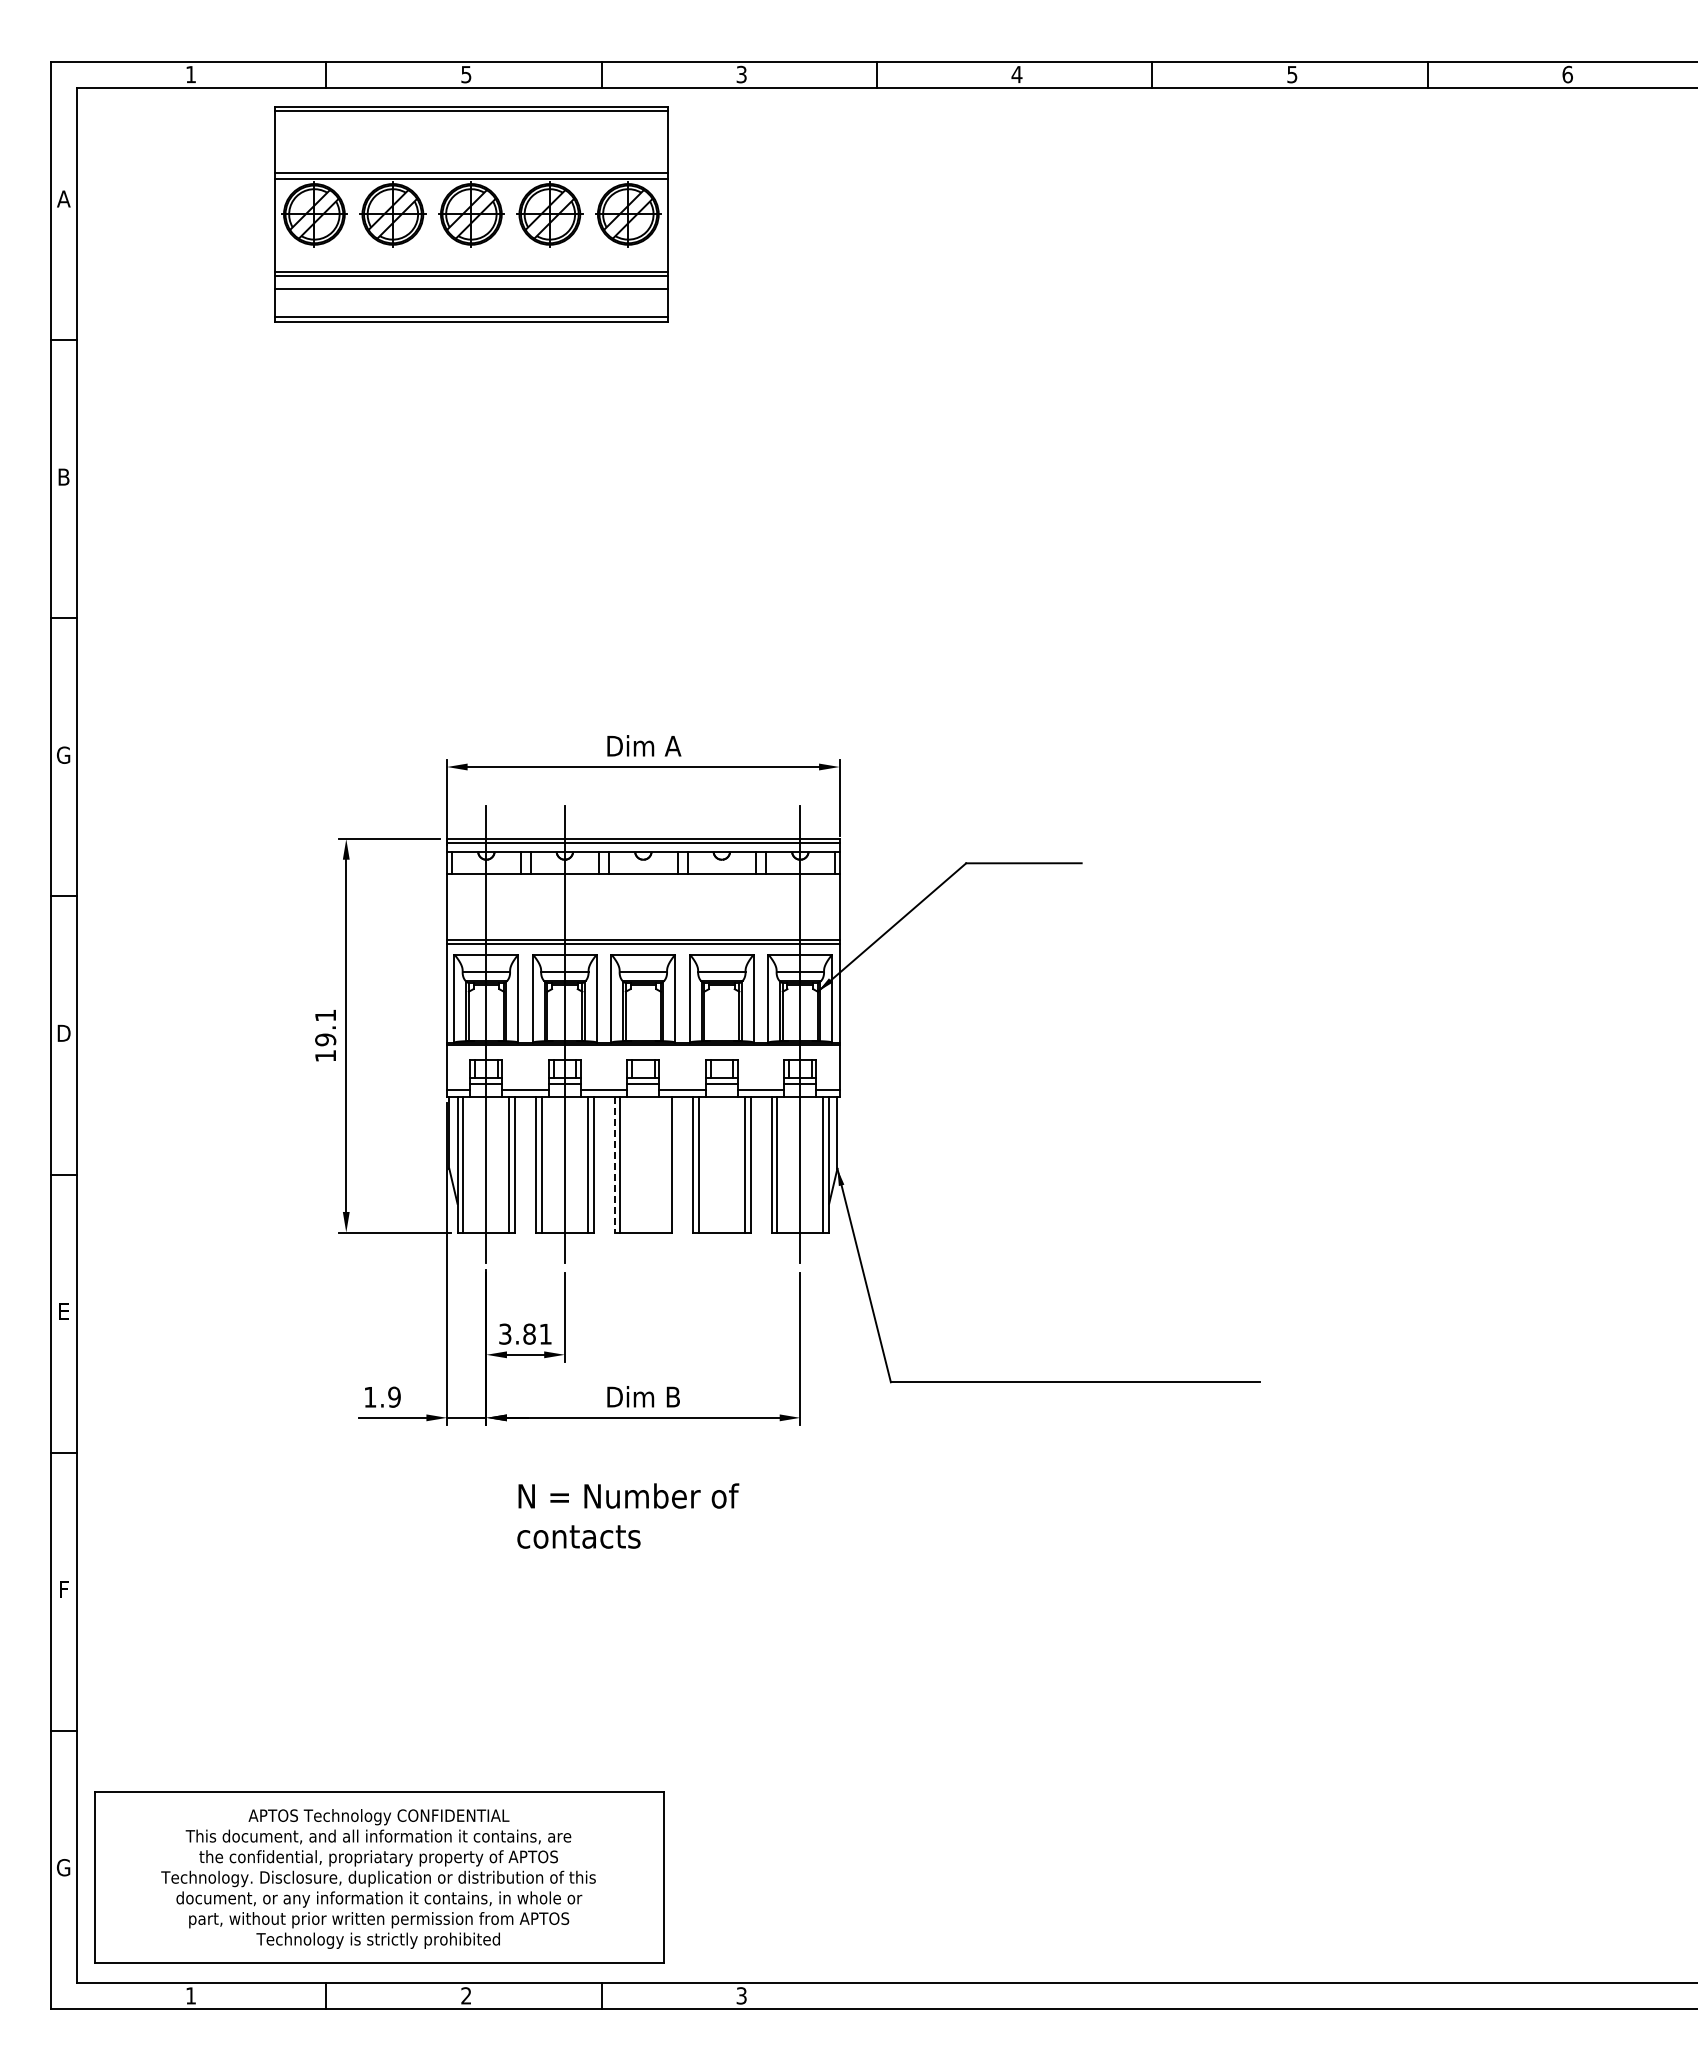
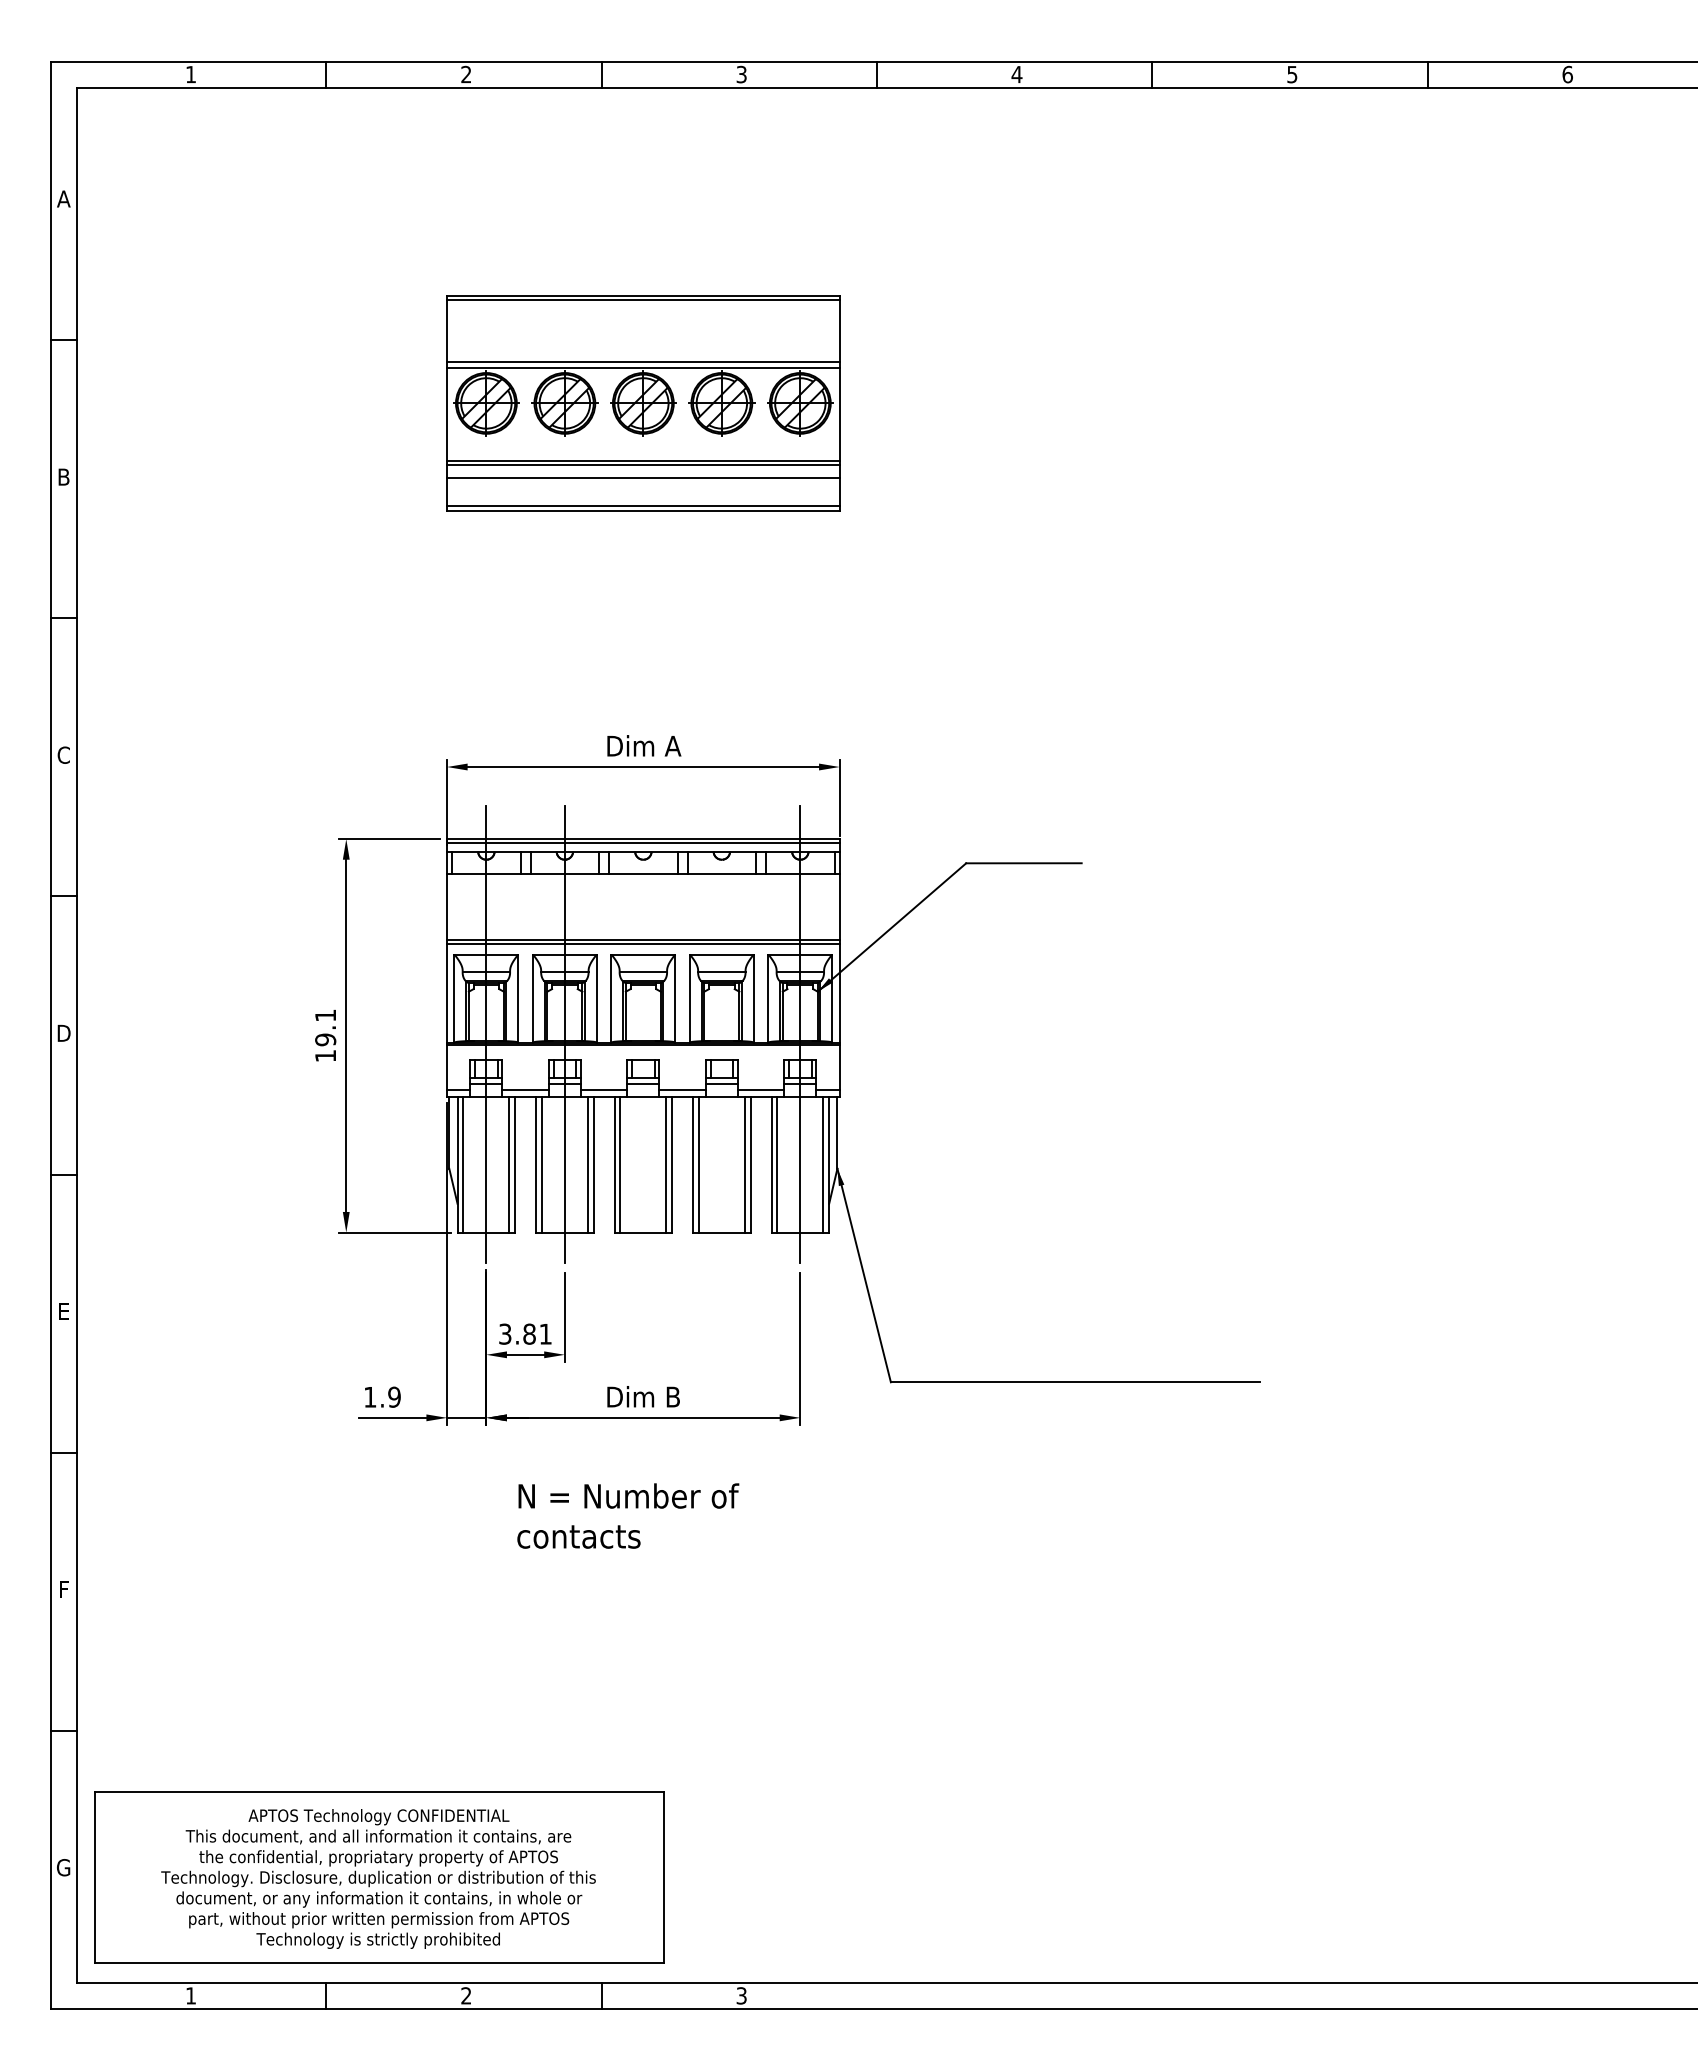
text: 5 -> 2 (466, 74)
part position: (471, 214) -> (643, 403) (643, 403)
text: G -> C (63, 754)
line: dashed -> solid (614, 1164)
line: none -> present (666, 1164)
